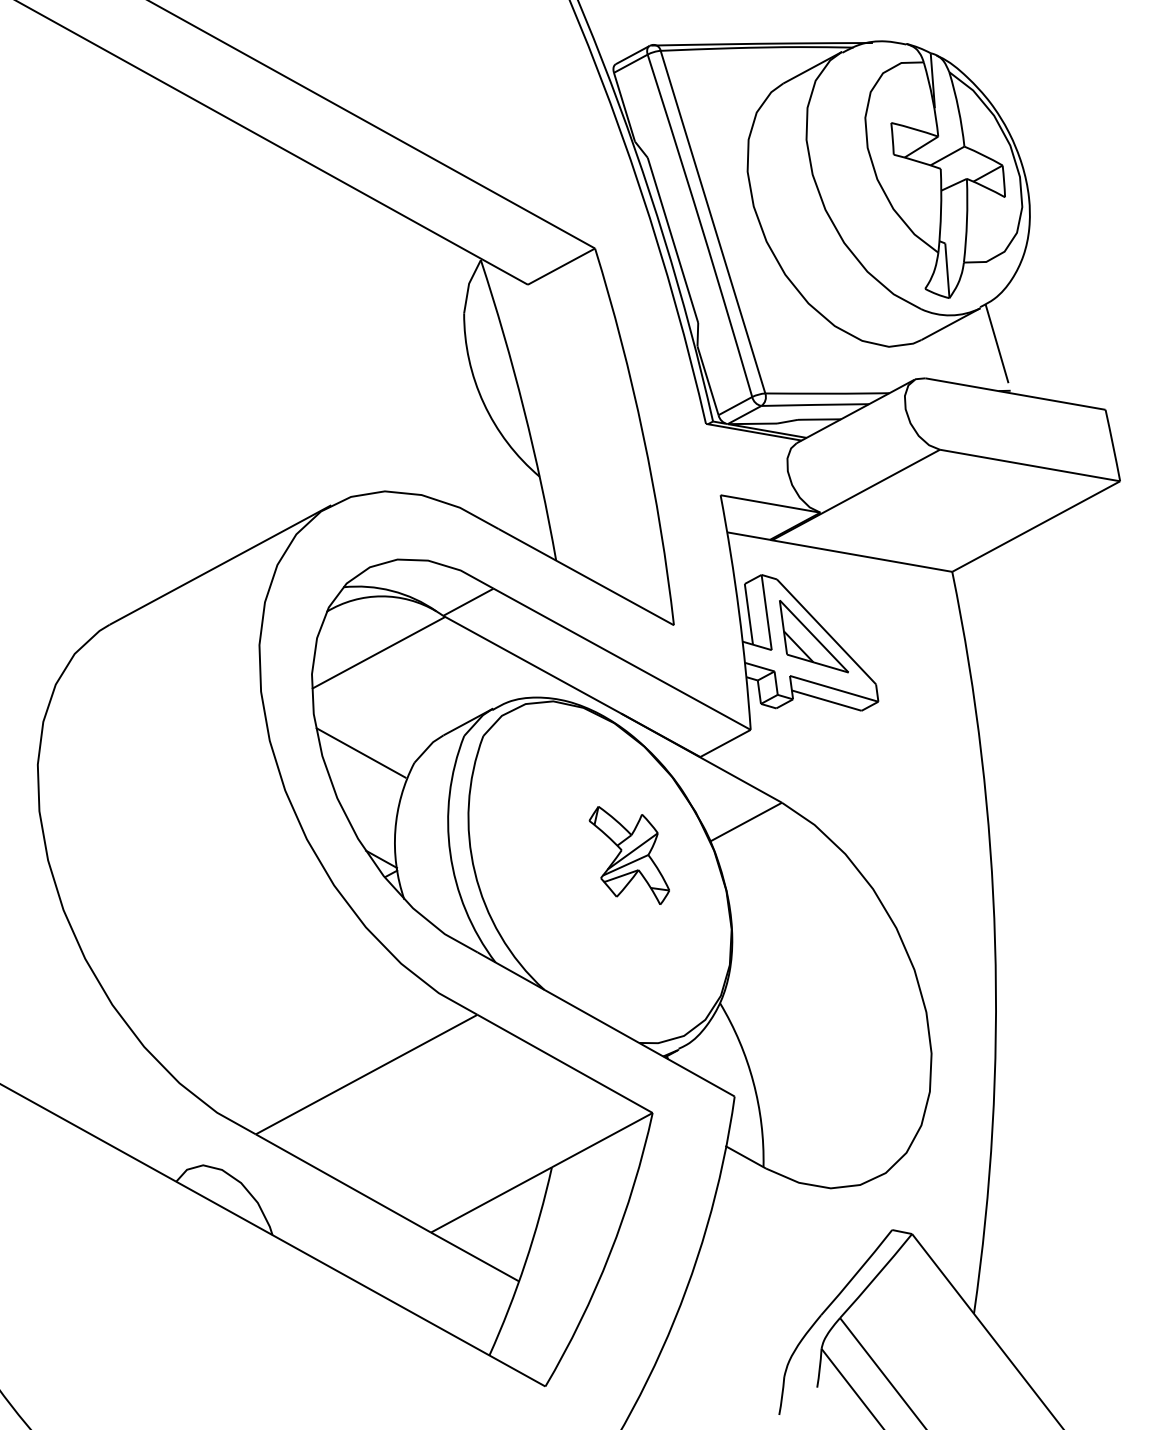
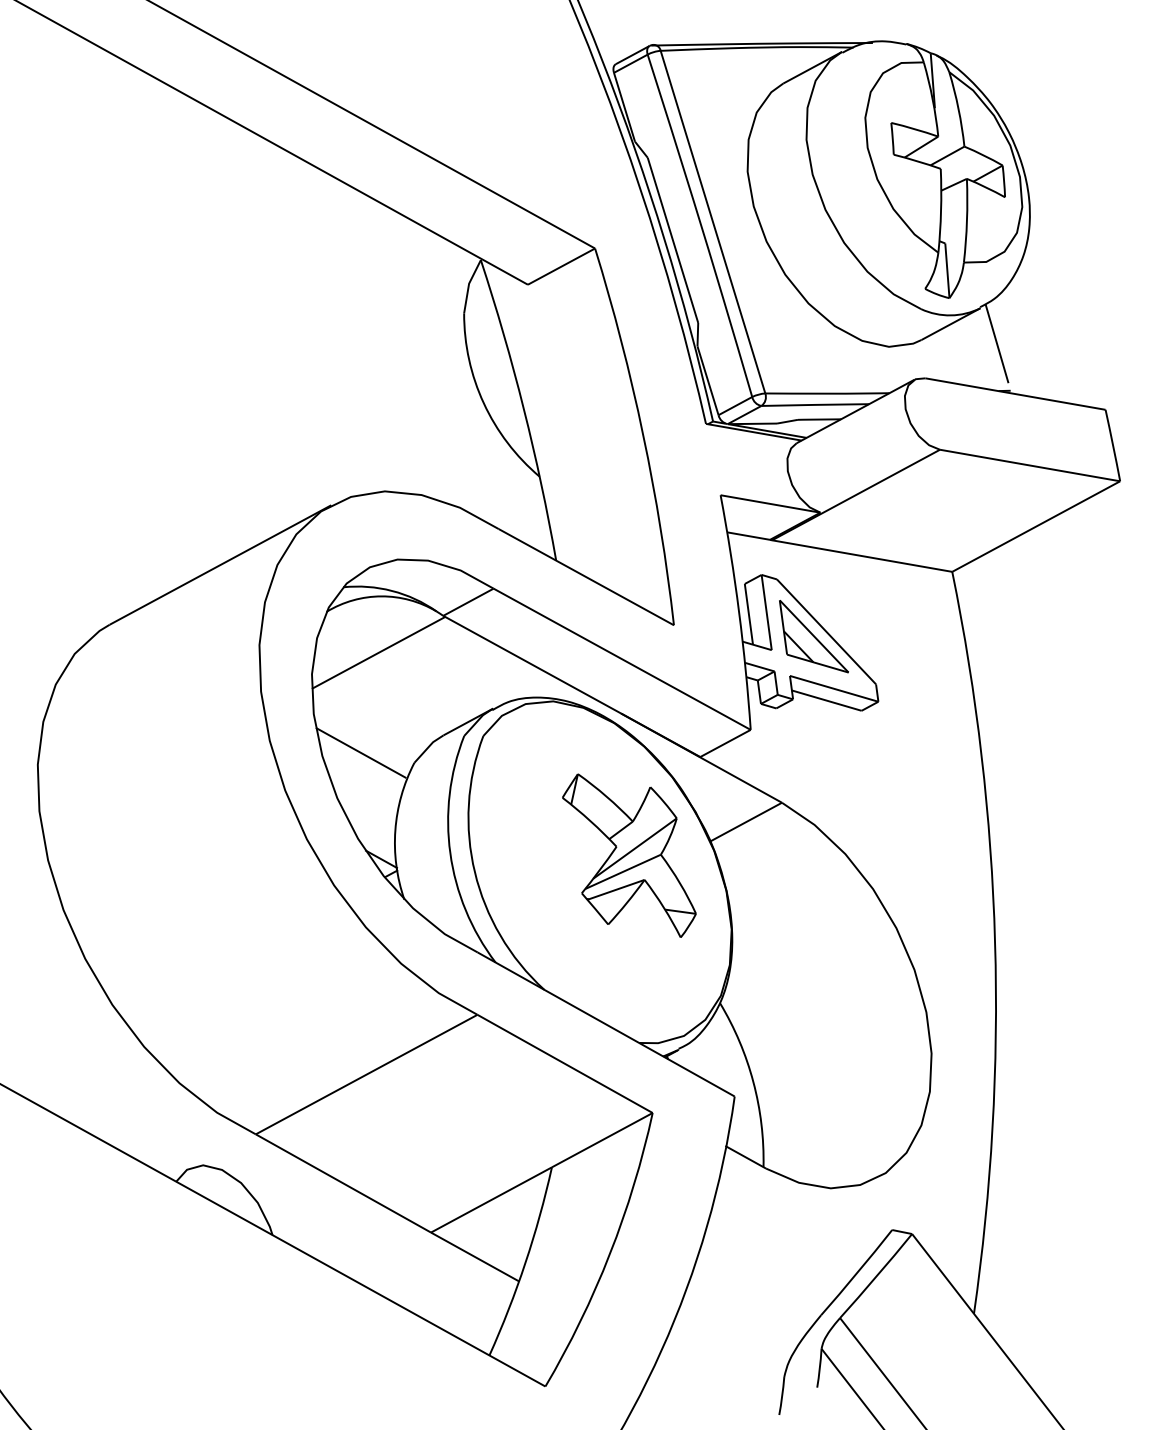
part size: 82x99 px -> 135x165 px (629, 855)
